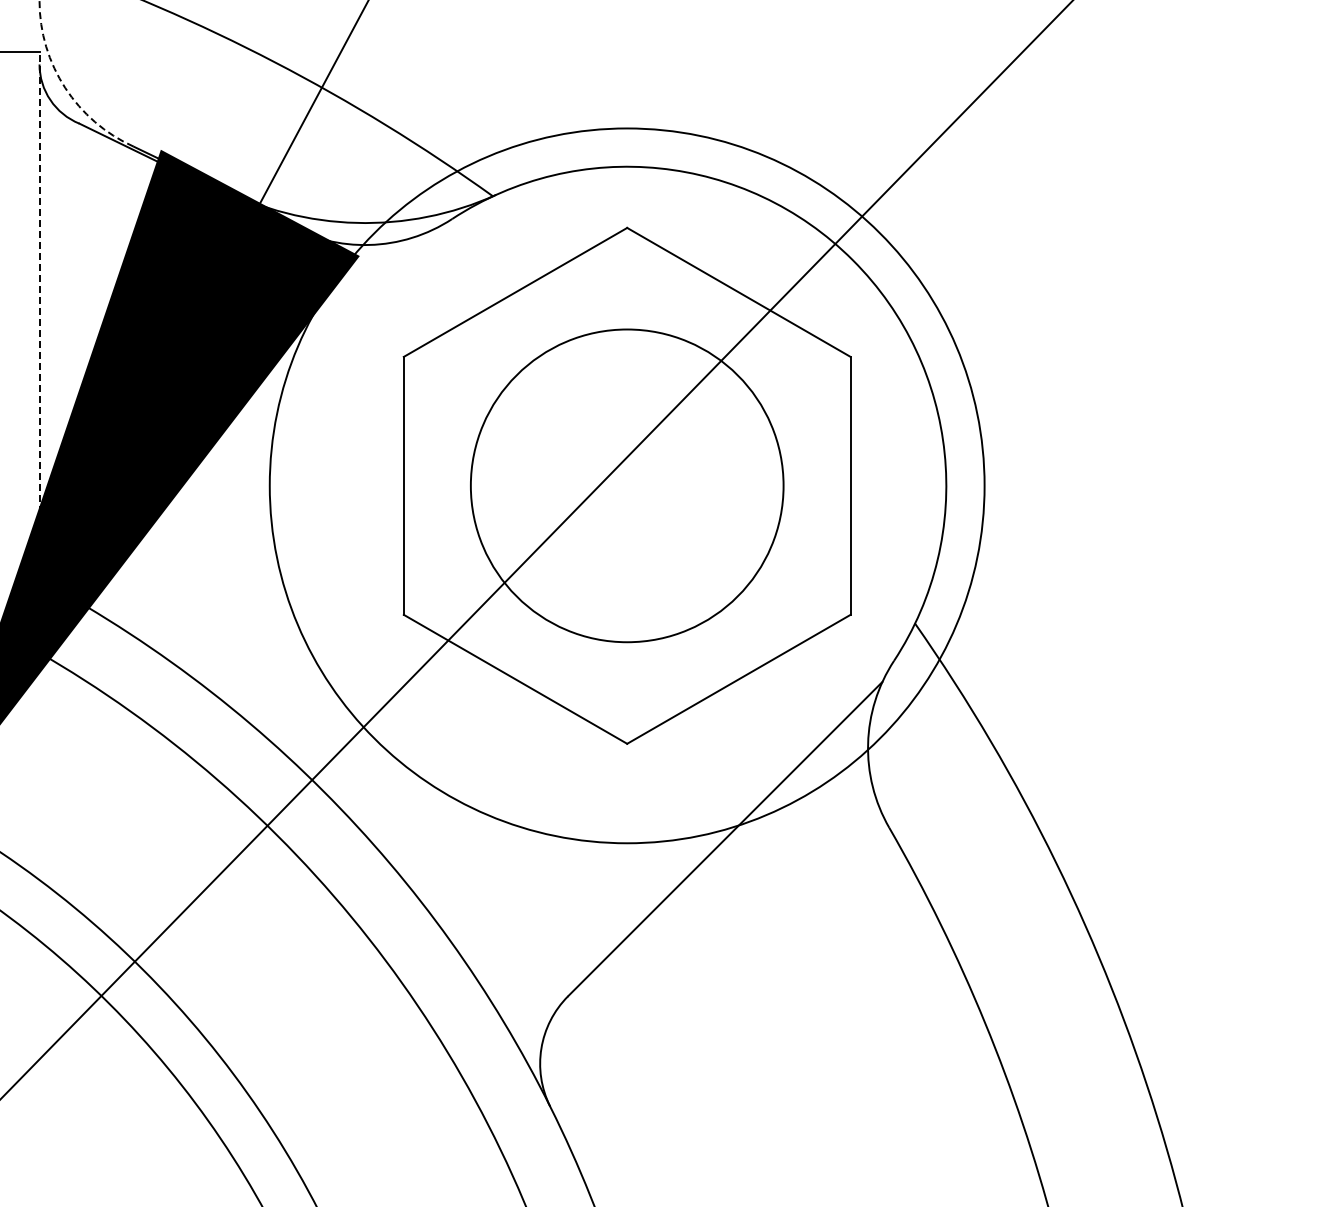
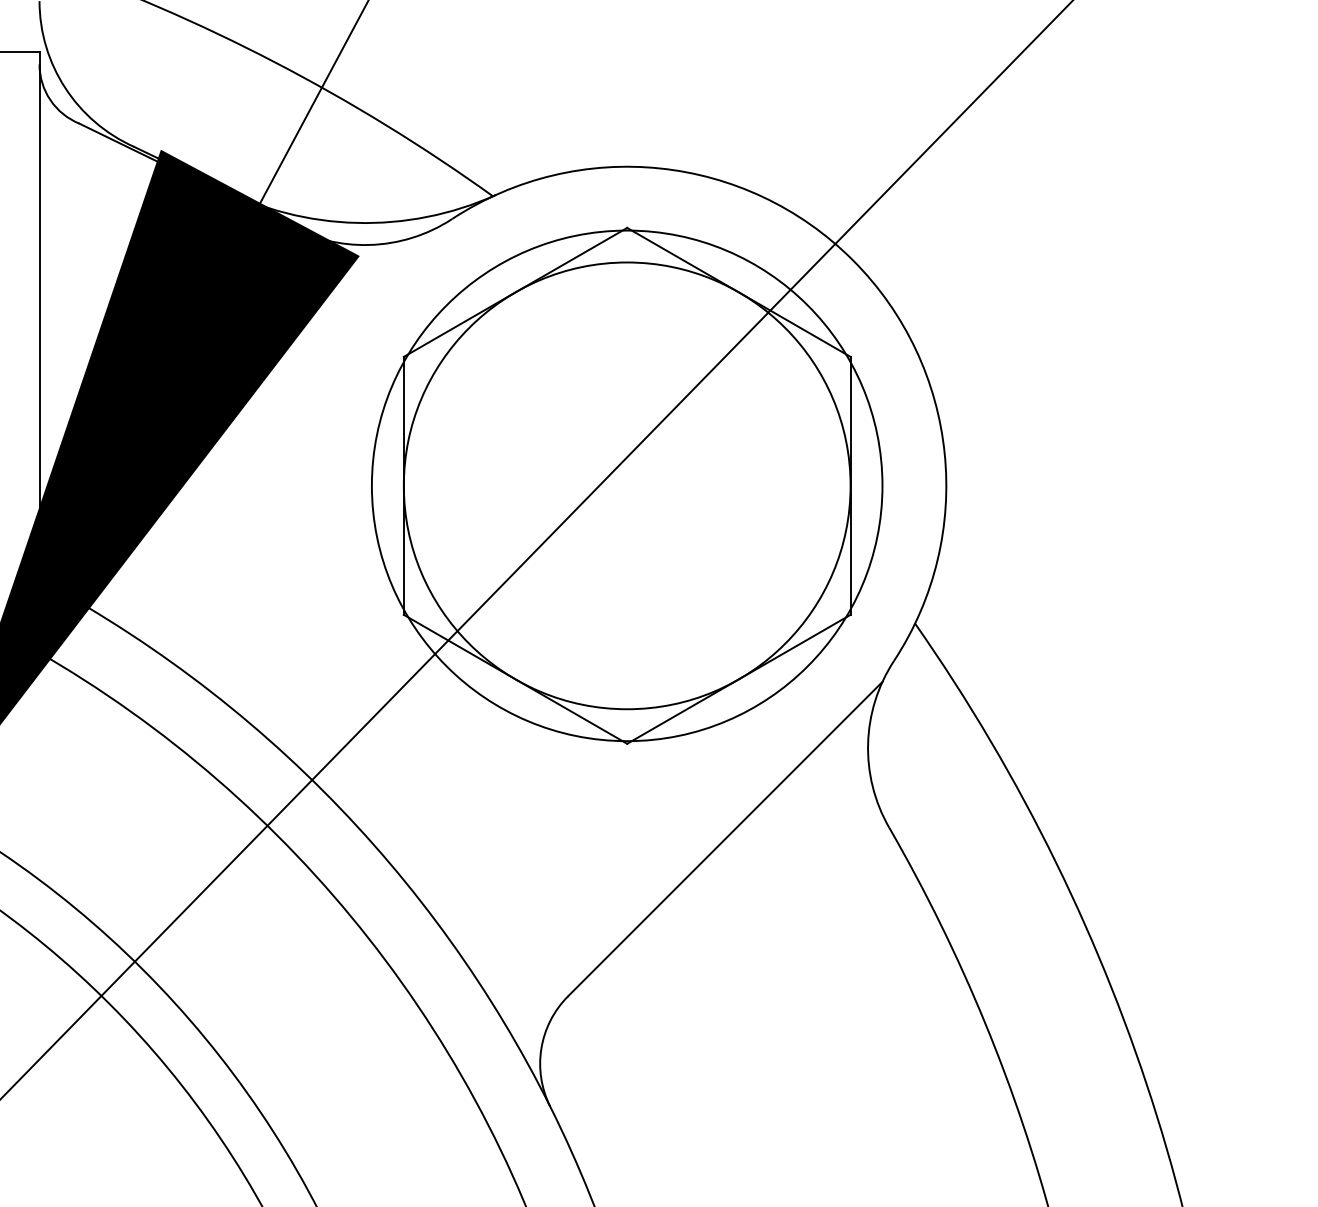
arc: dashed -> solid (65, 87)
line: dashed -> solid (39, 288)
circle diameter: 313 px -> 447 px (626, 485)
circle diameter: 715 px -> 511 px (626, 485)
